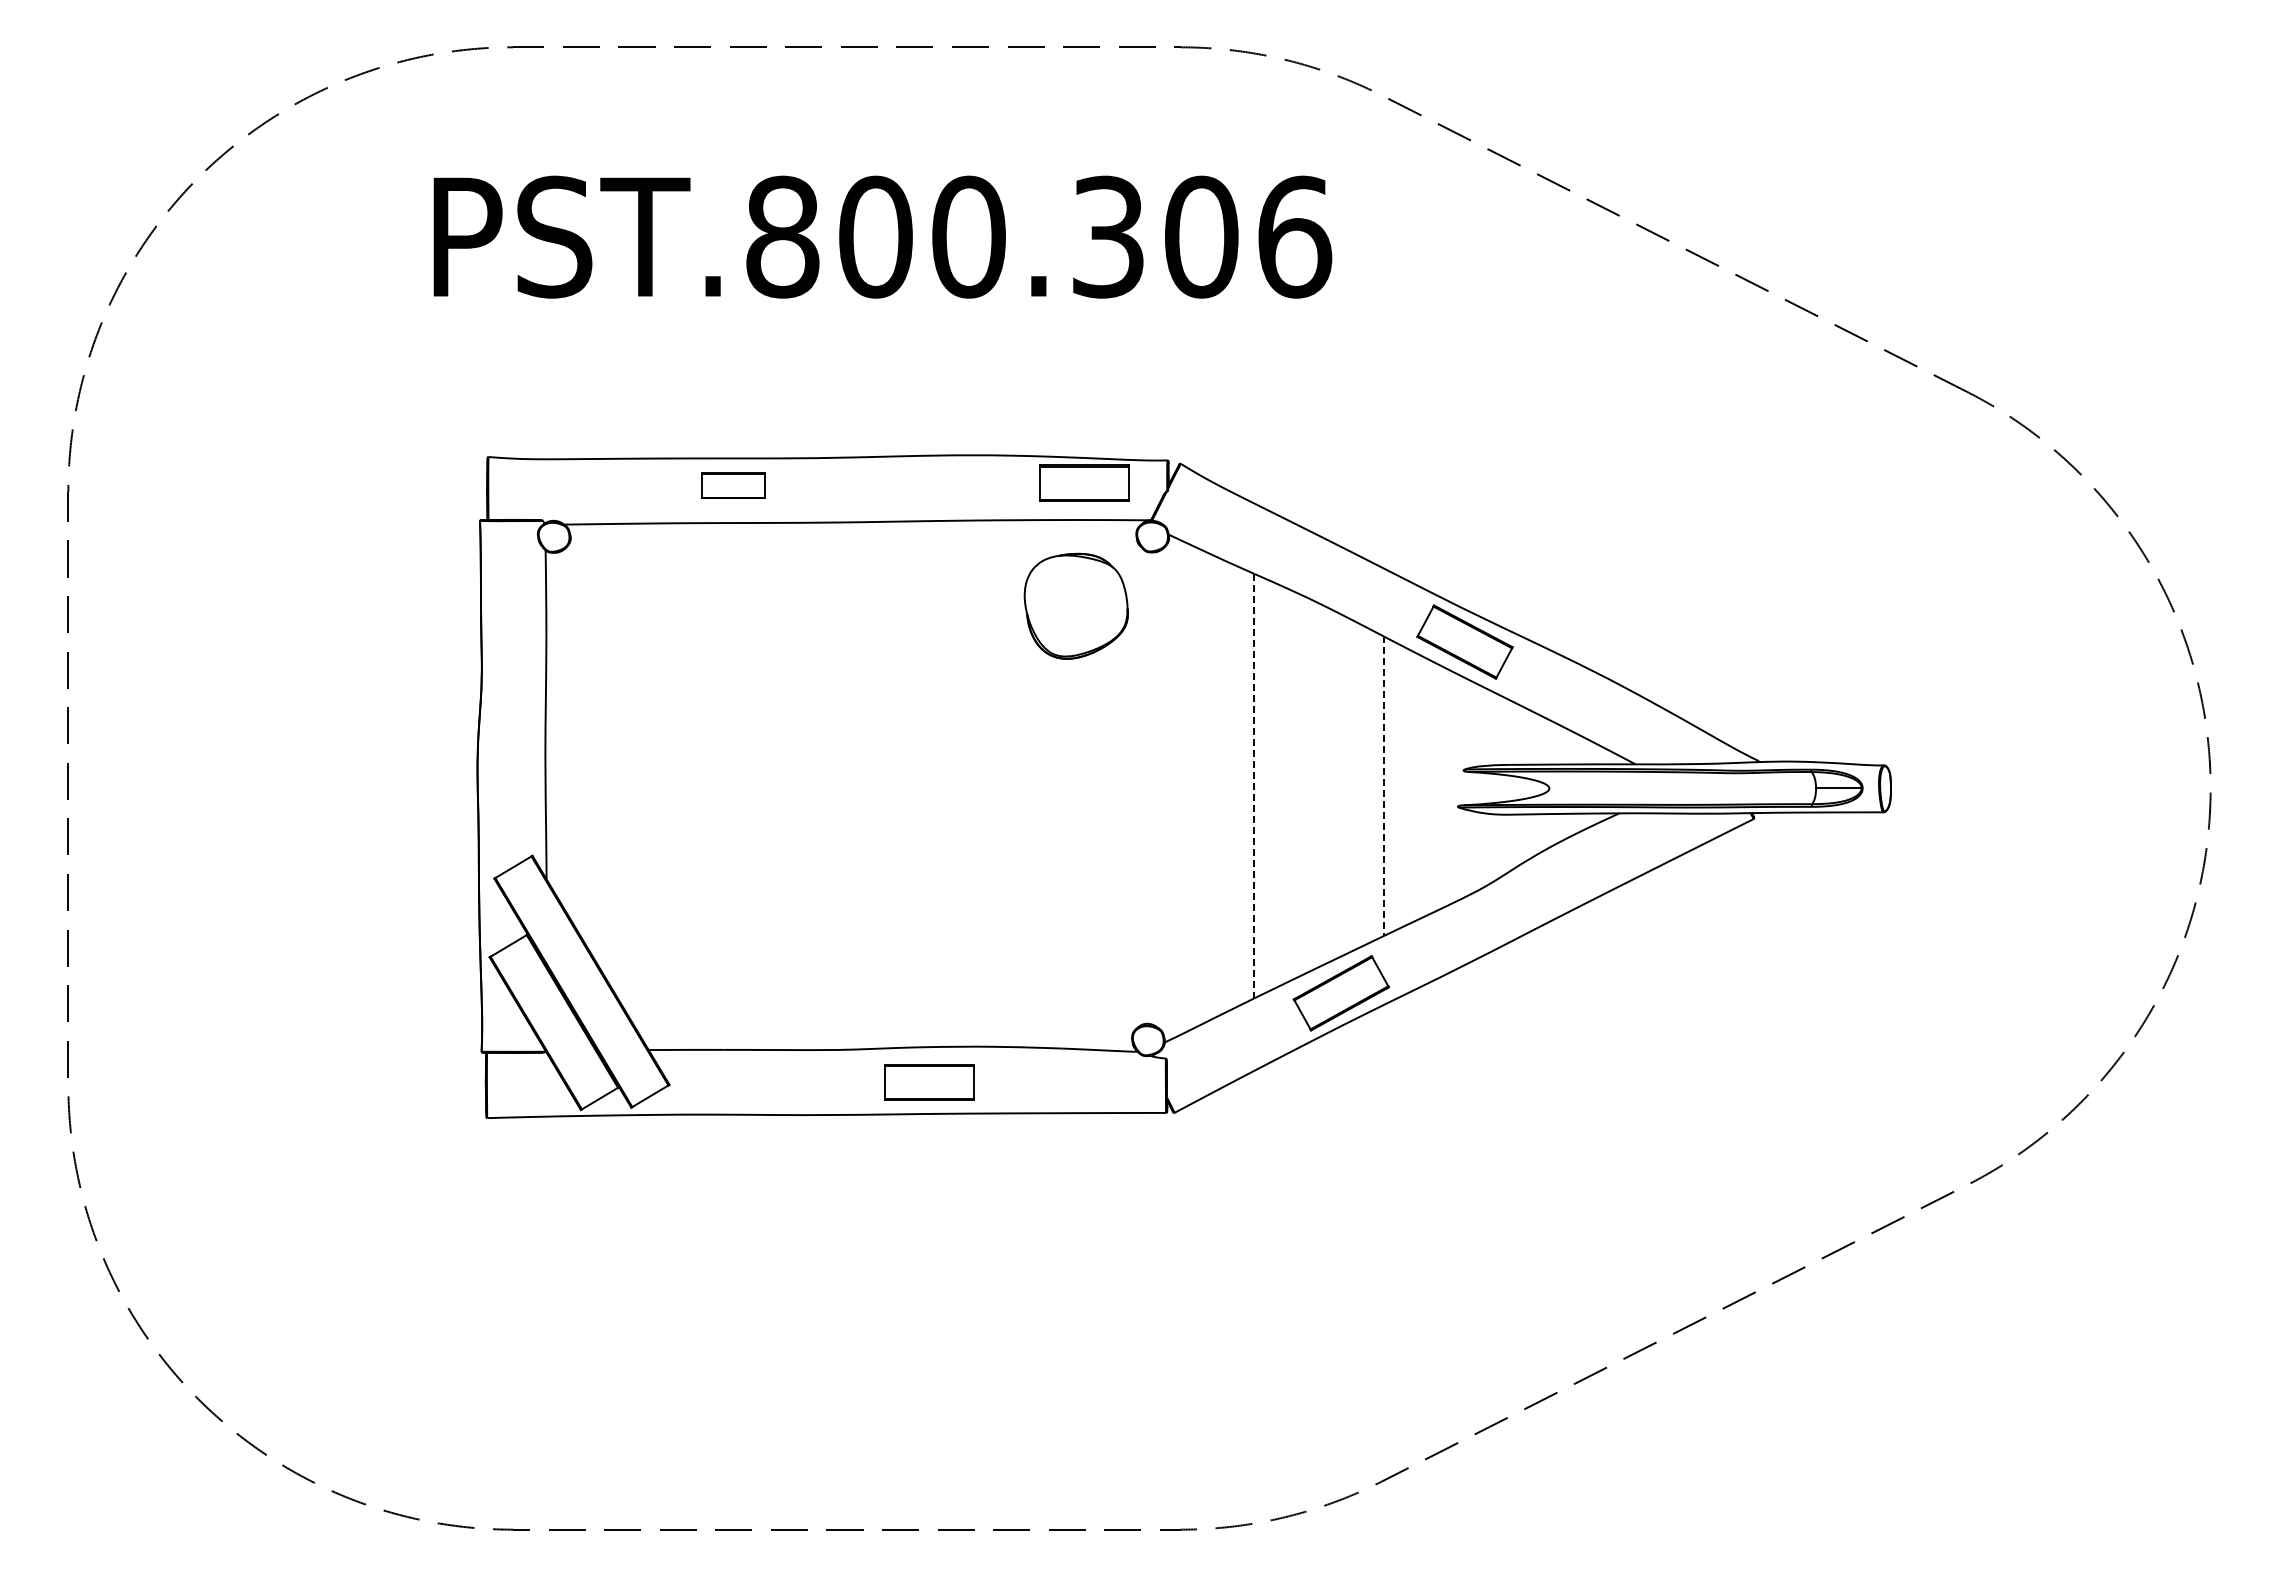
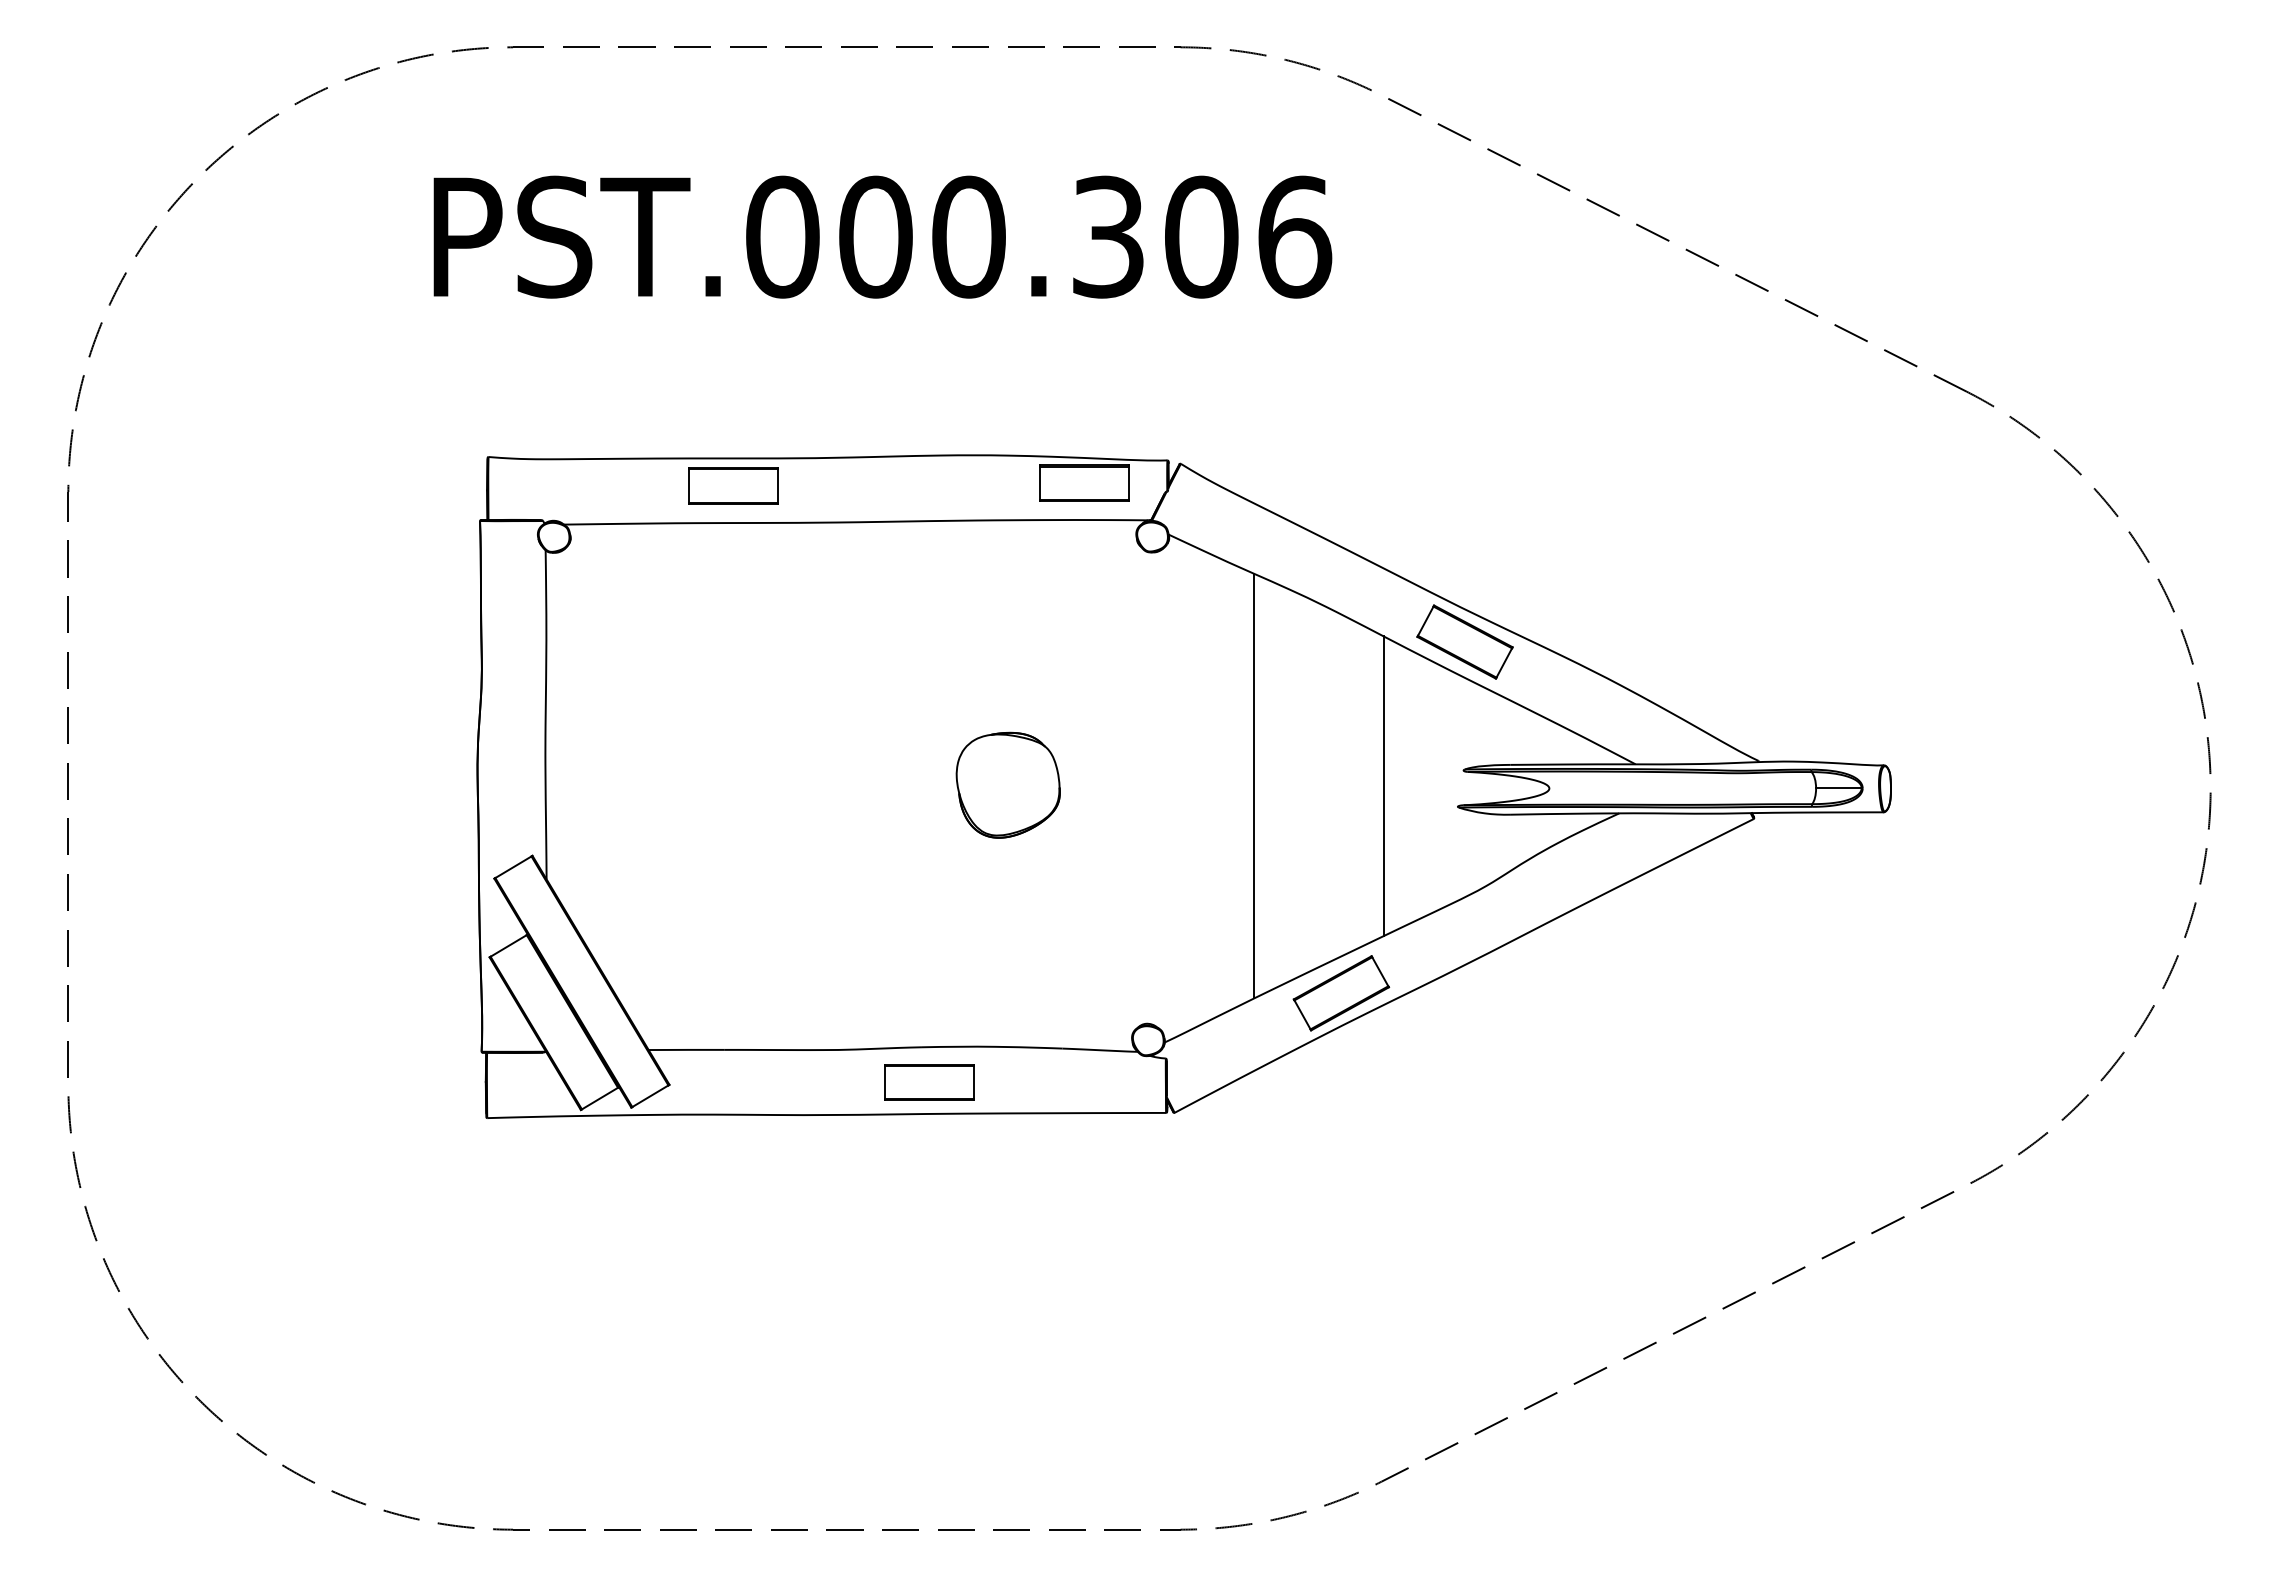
text: PST.800.306 -> PST.000.306 (782, 237)
part size: 65x27 px -> 91x38 px (733, 485)
part position: (1075, 605) -> (1007, 784) (1007, 784)
line: dashed -> solid (1254, 786)
line: dashed -> solid (1383, 786)
